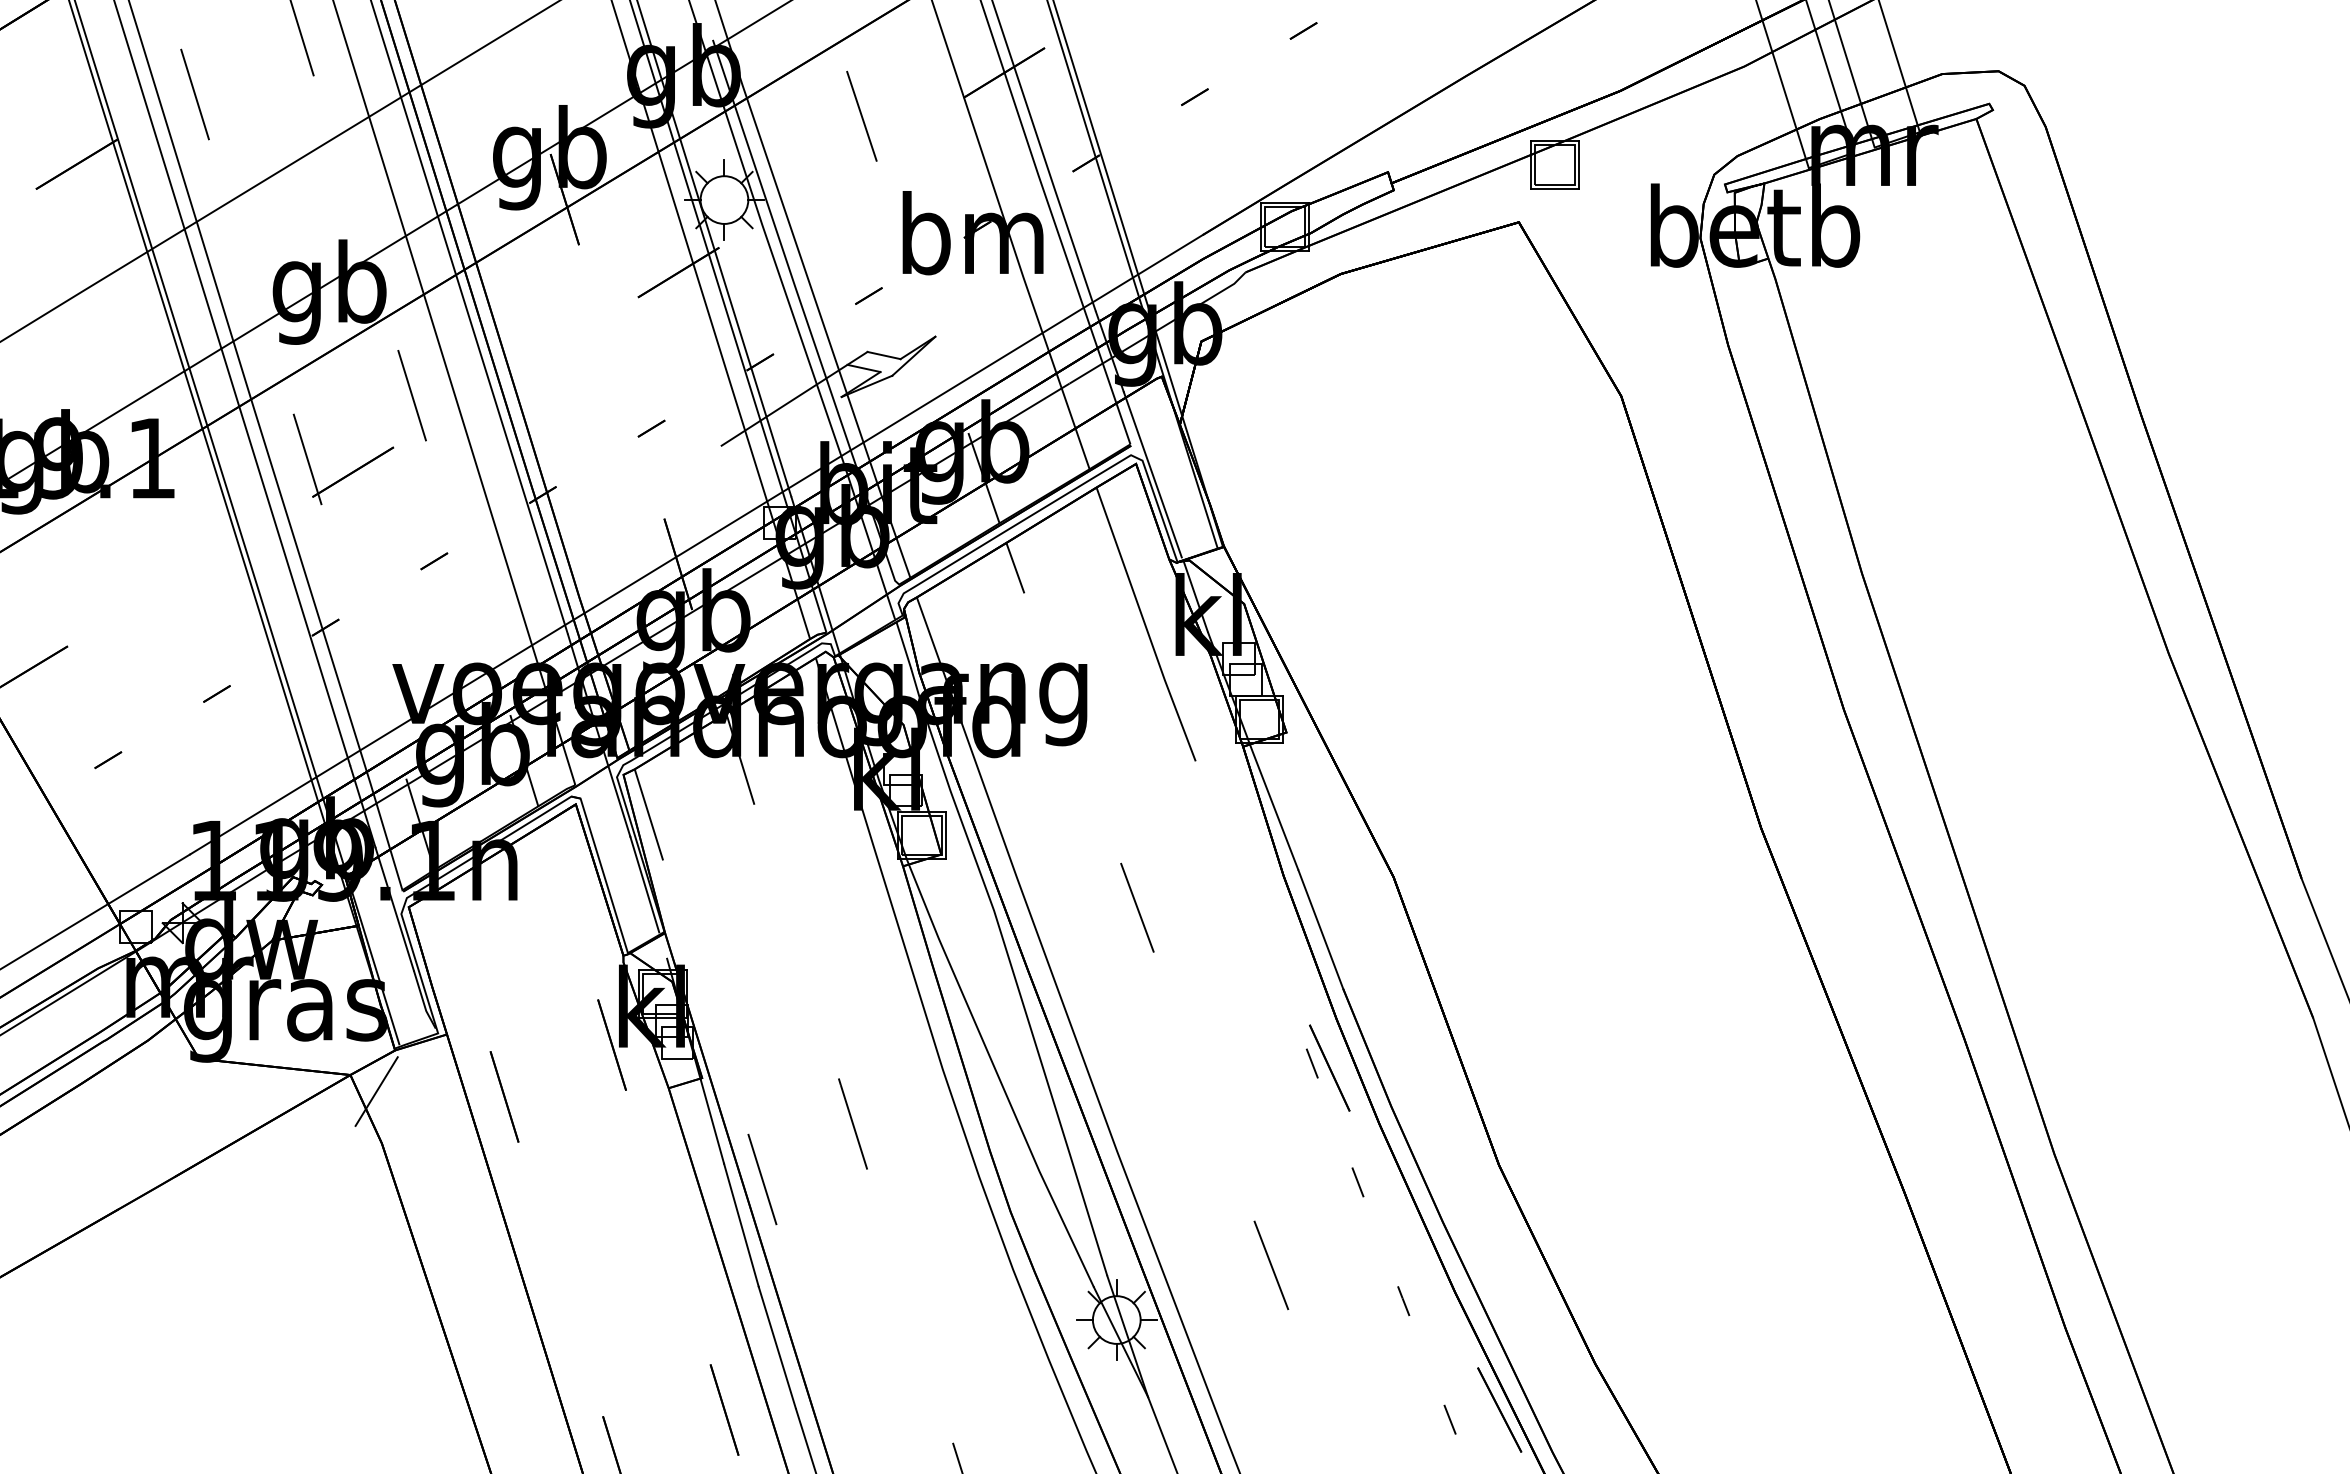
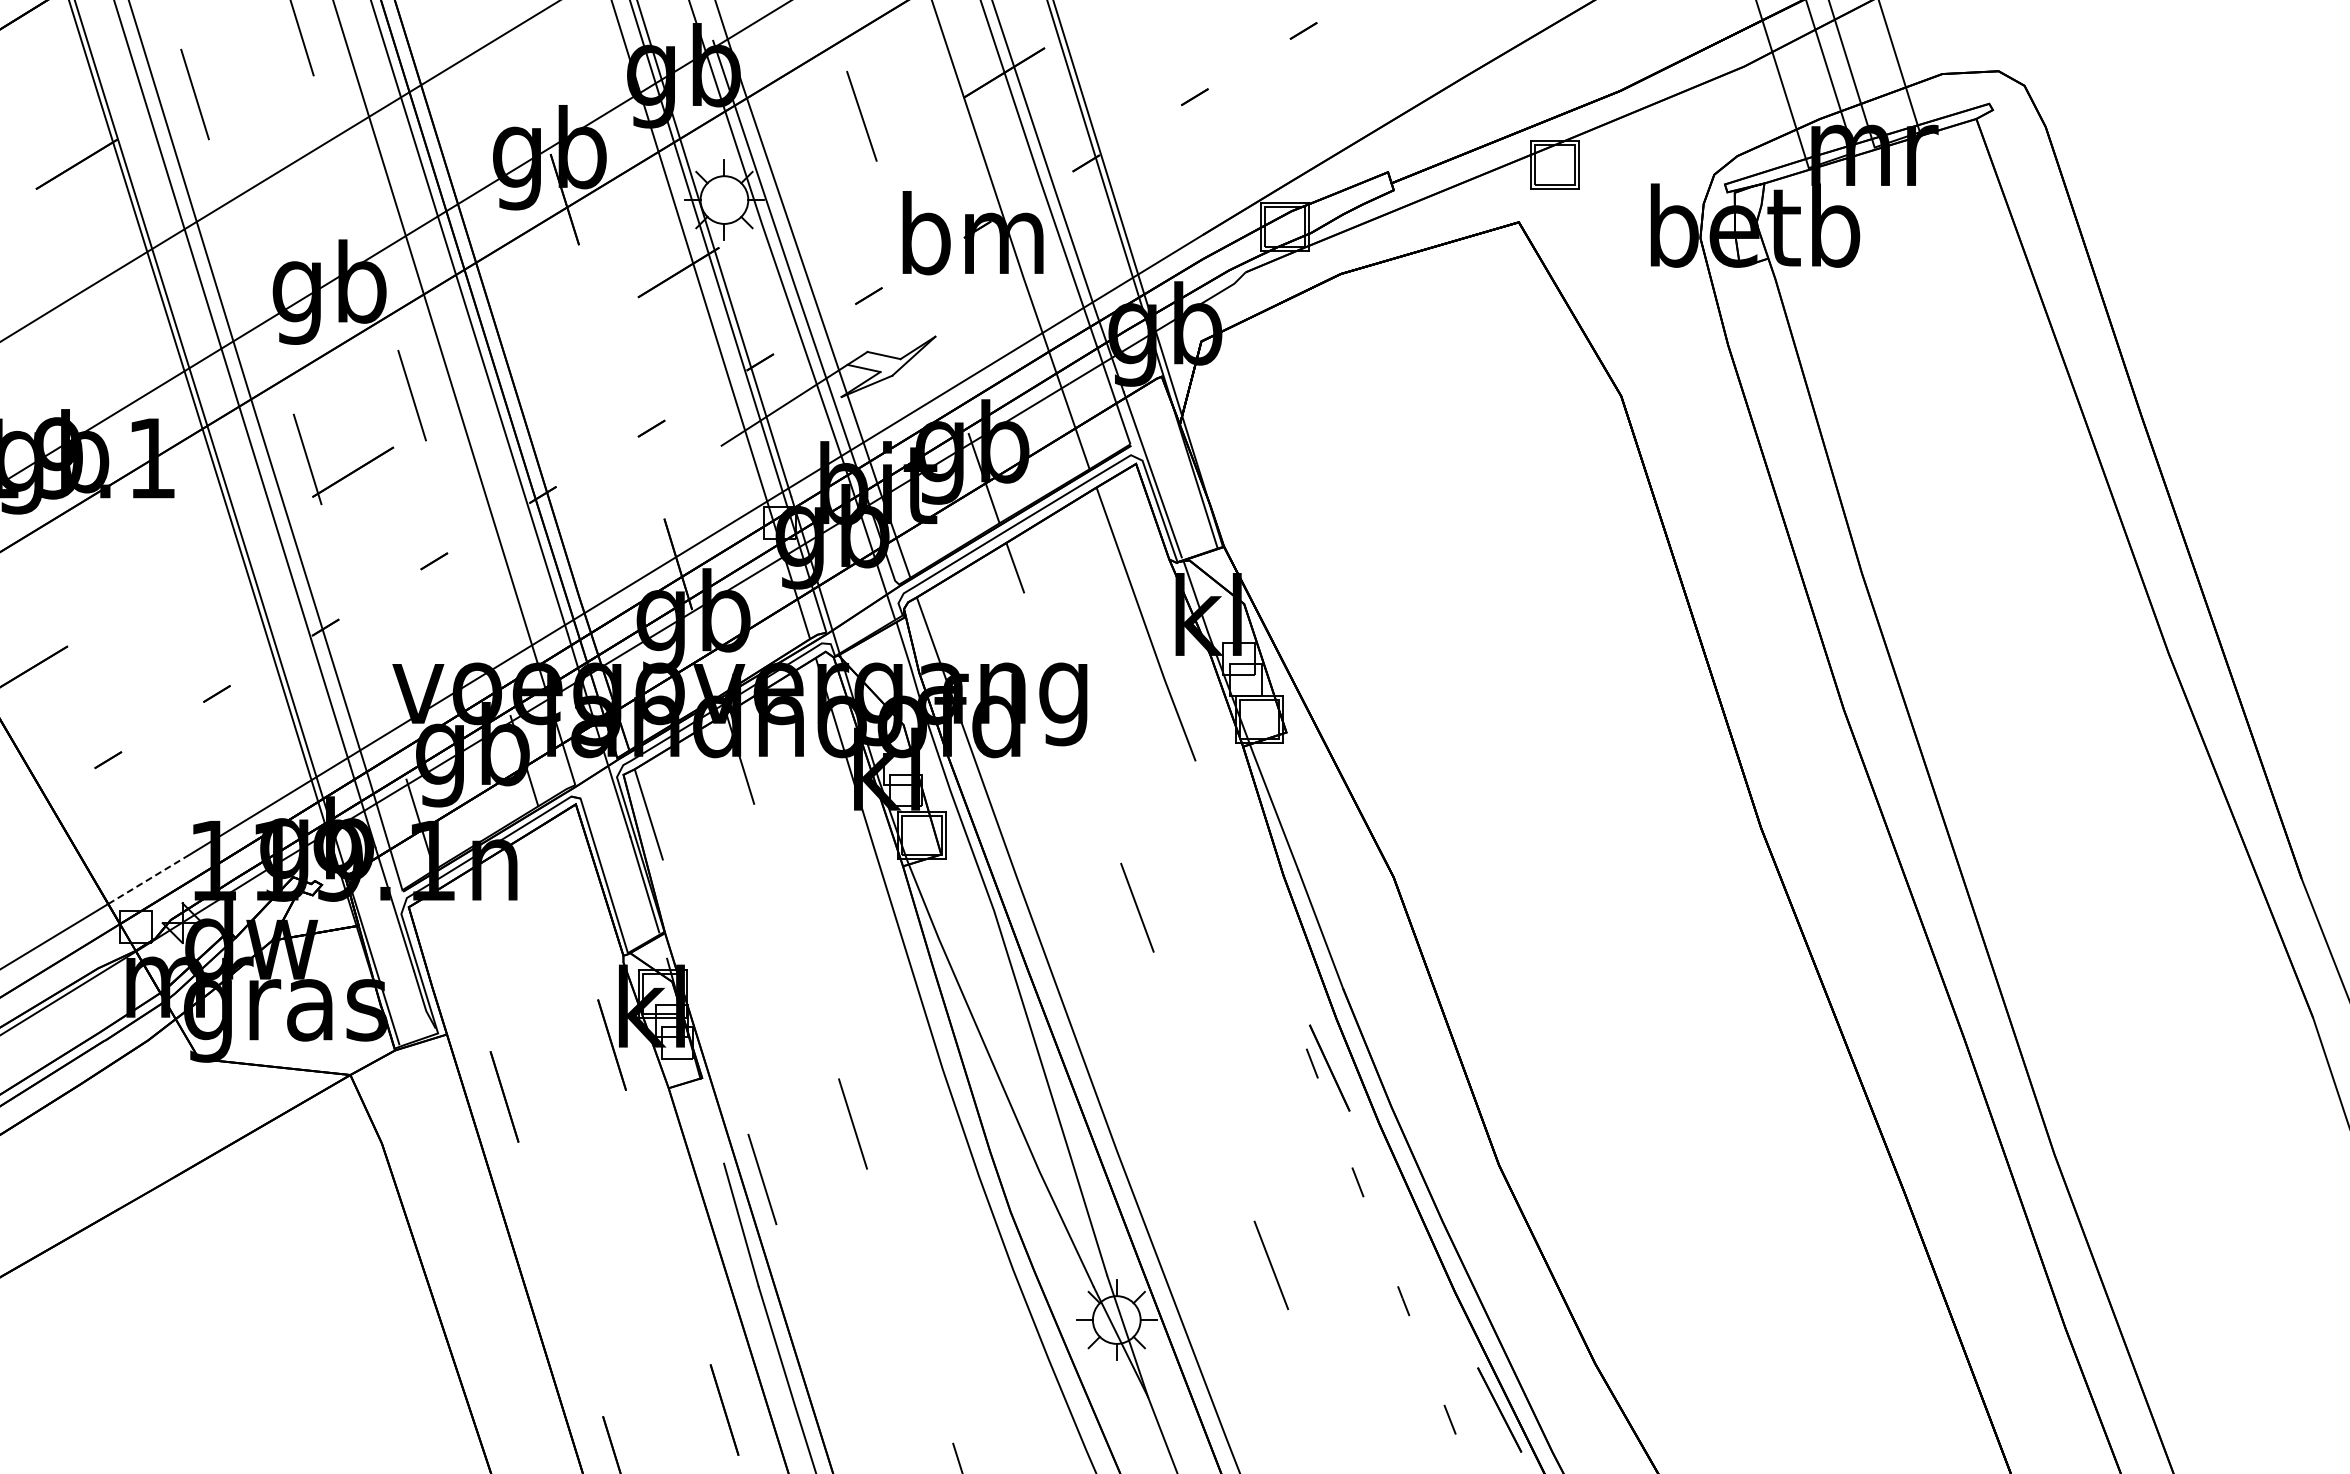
line: solid -> dashed (149, 879)
line: present -> none (376, 1091)
line: present -> none (712, 1121)
